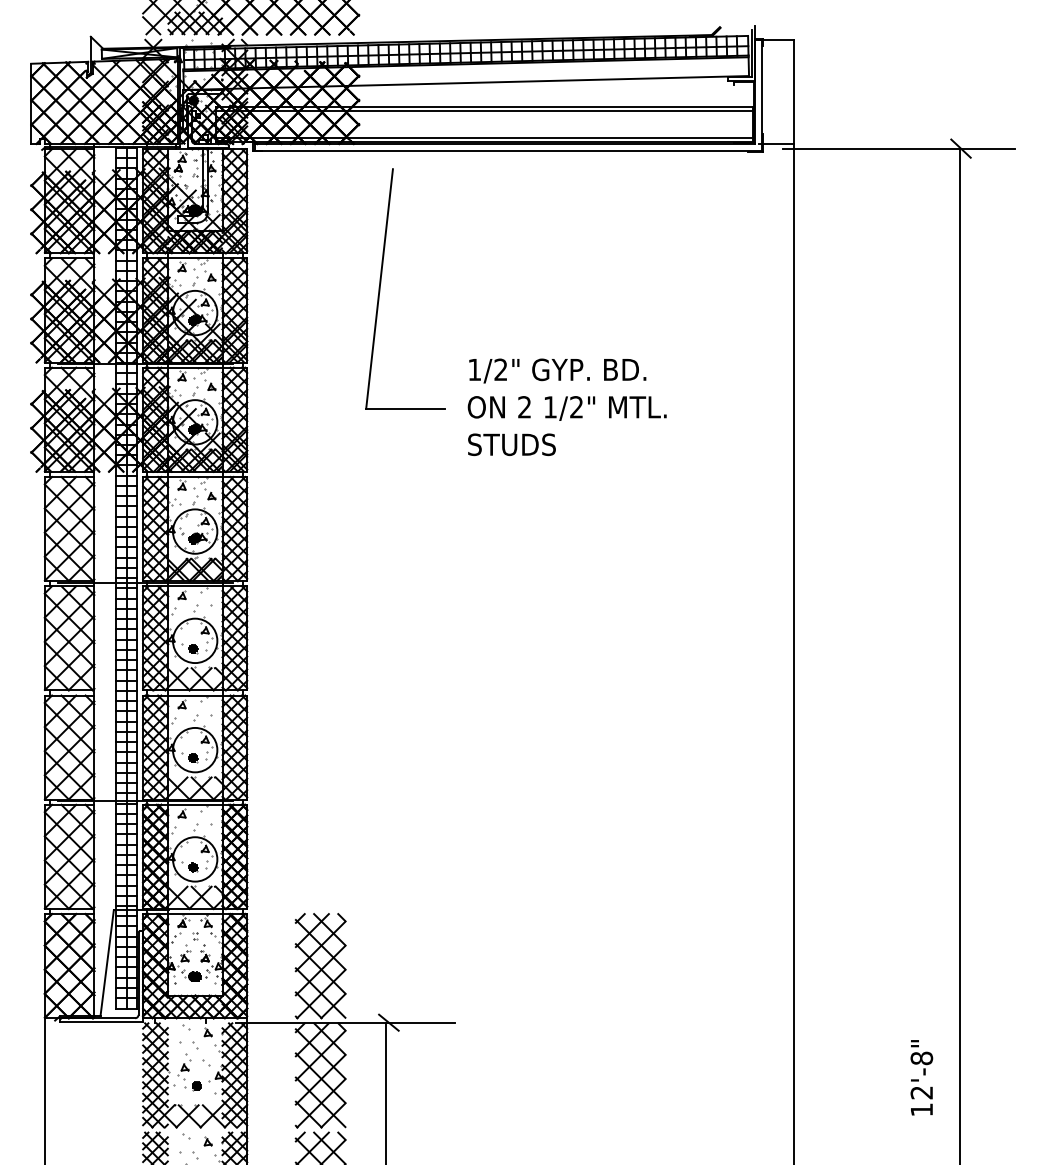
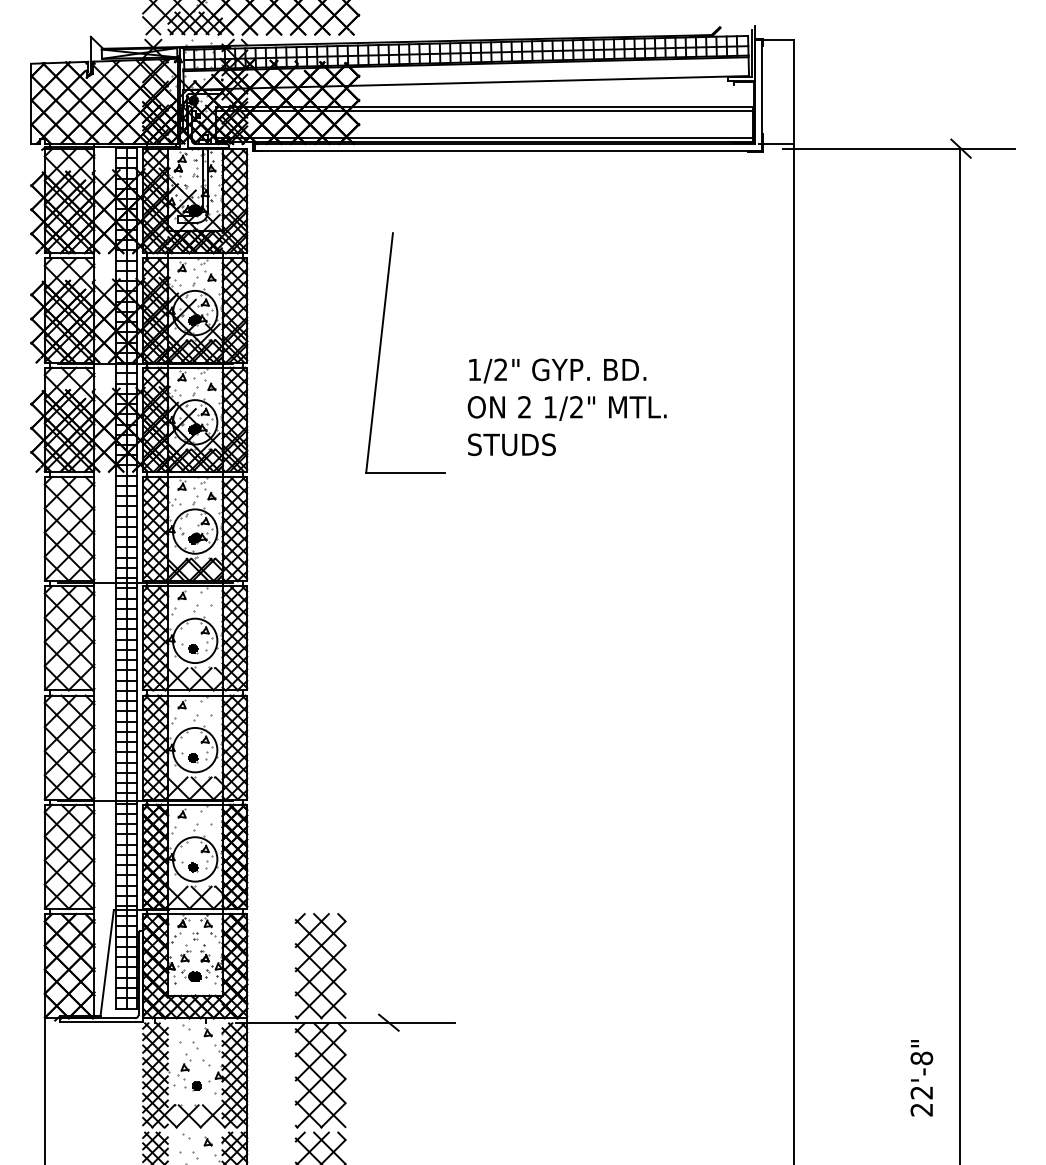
part position: (381, 283) -> (381, 347) (381, 347)
line: present -> none (386, 1092)
text: 12'-8" -> 22'-8" (921, 1109)
